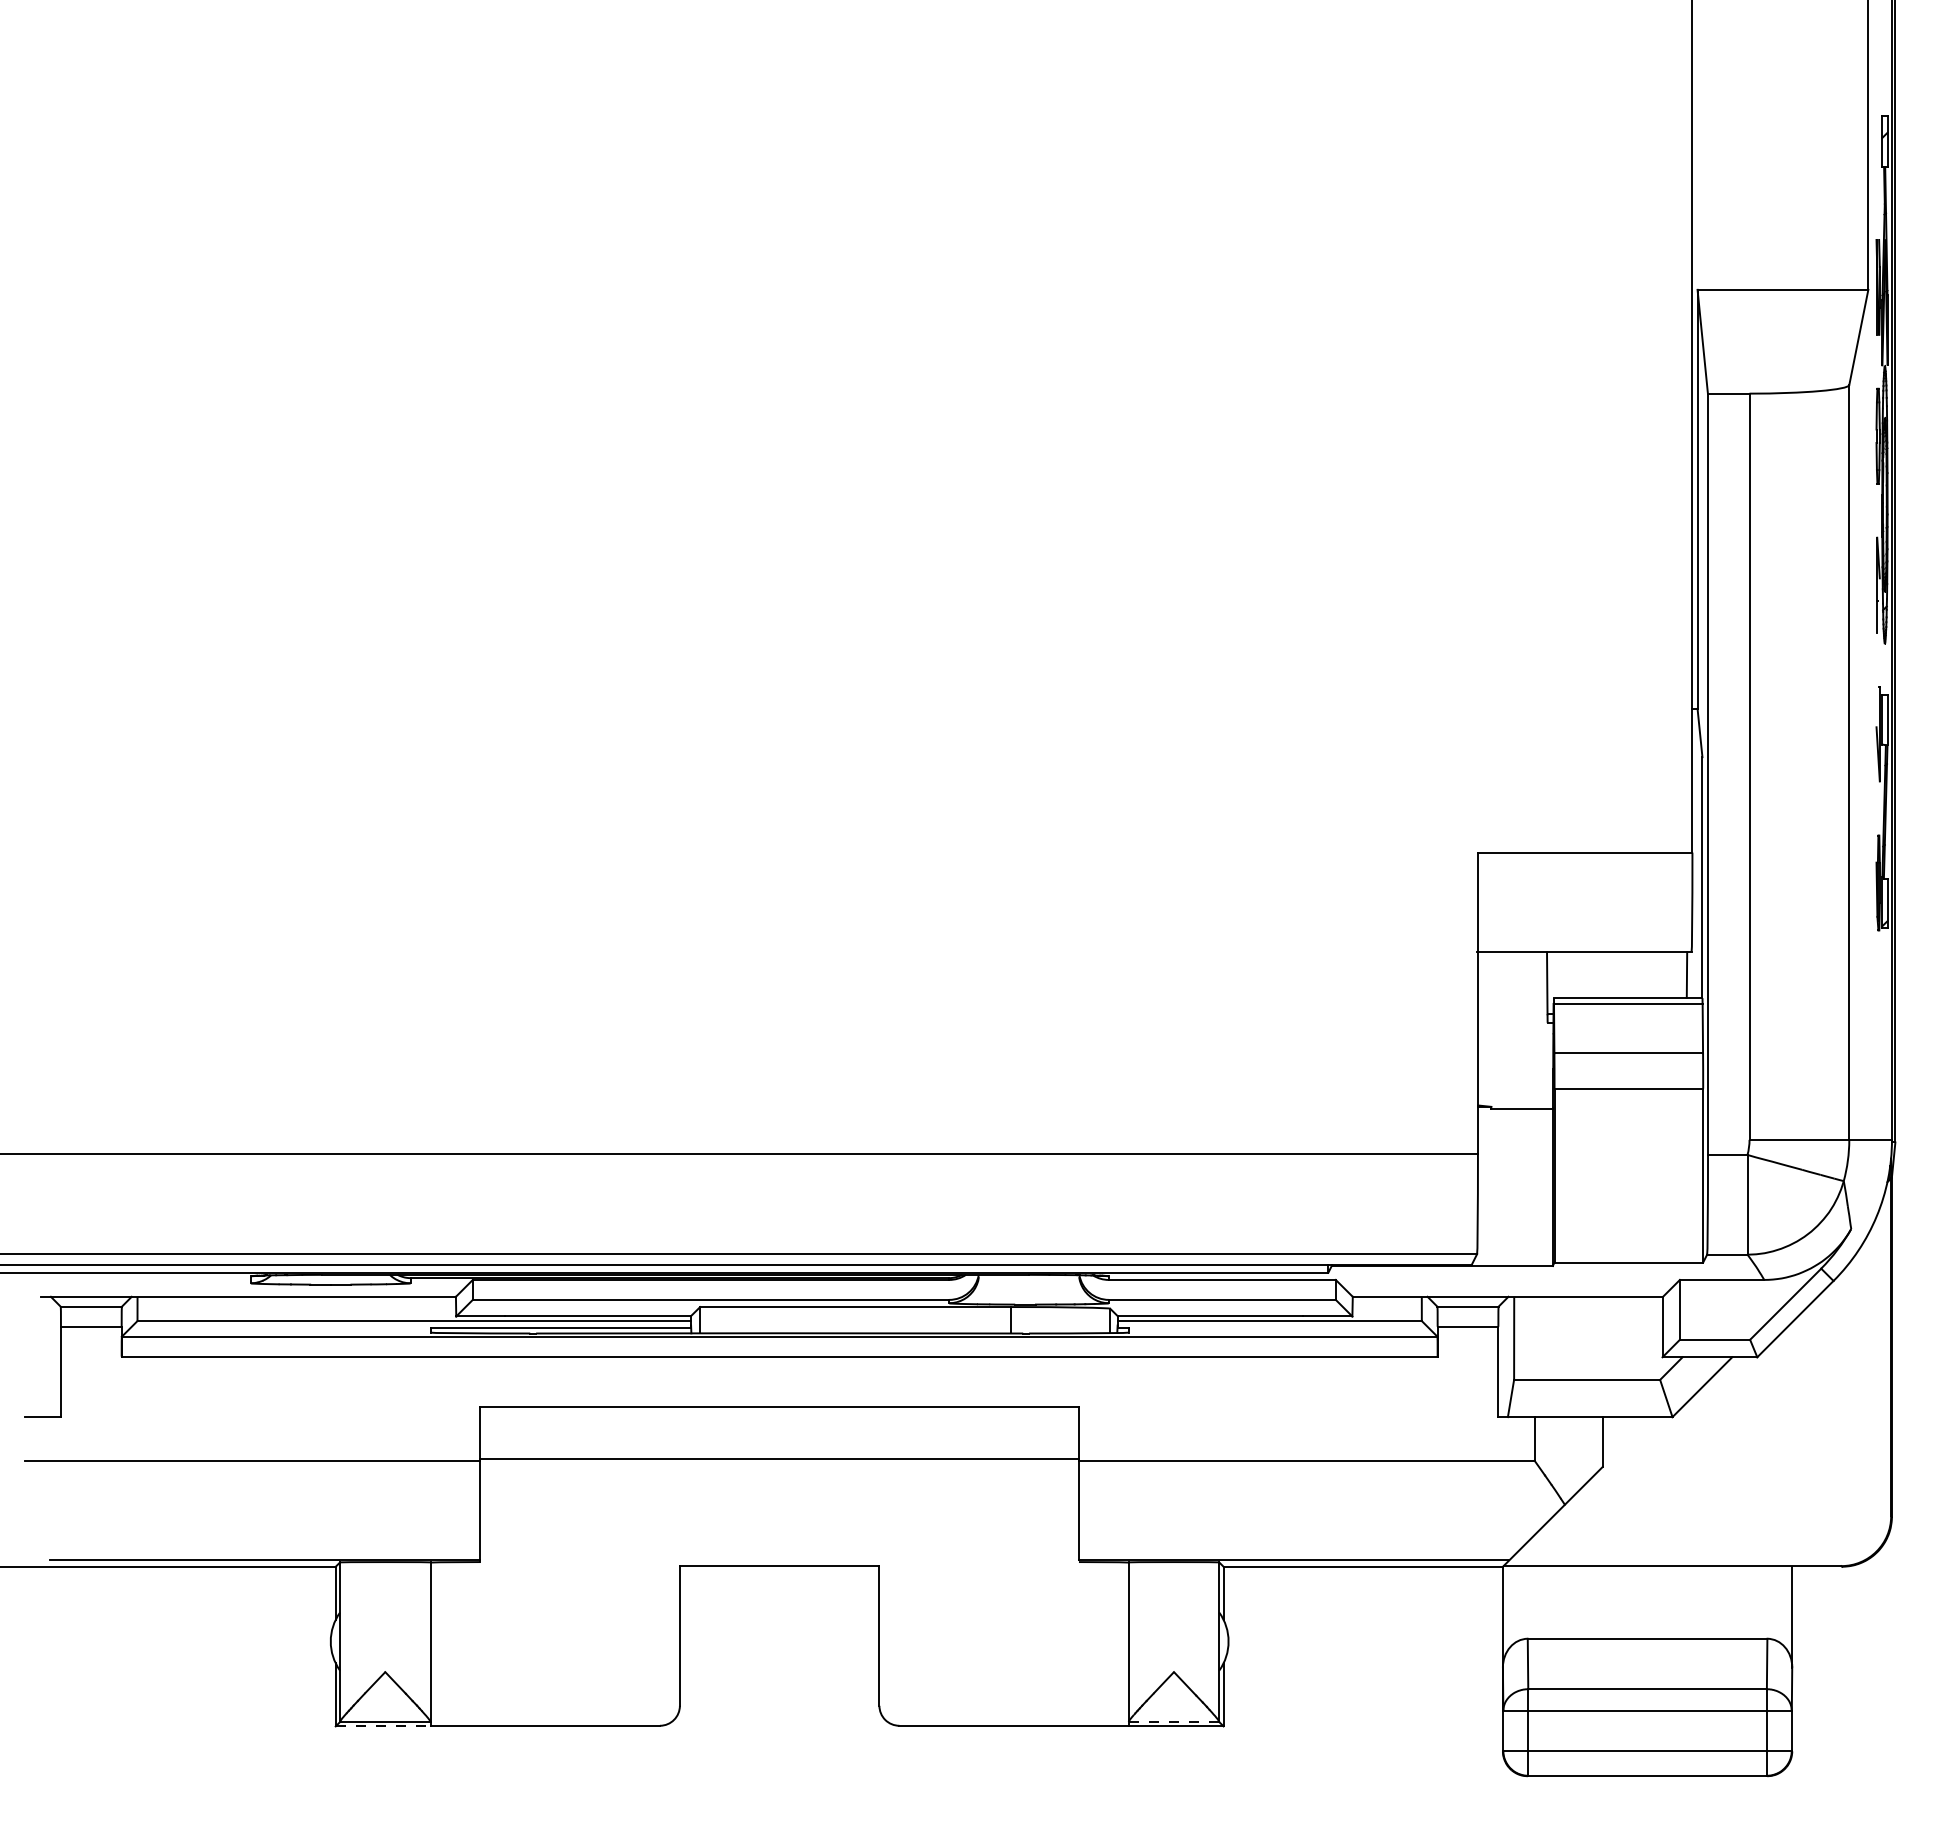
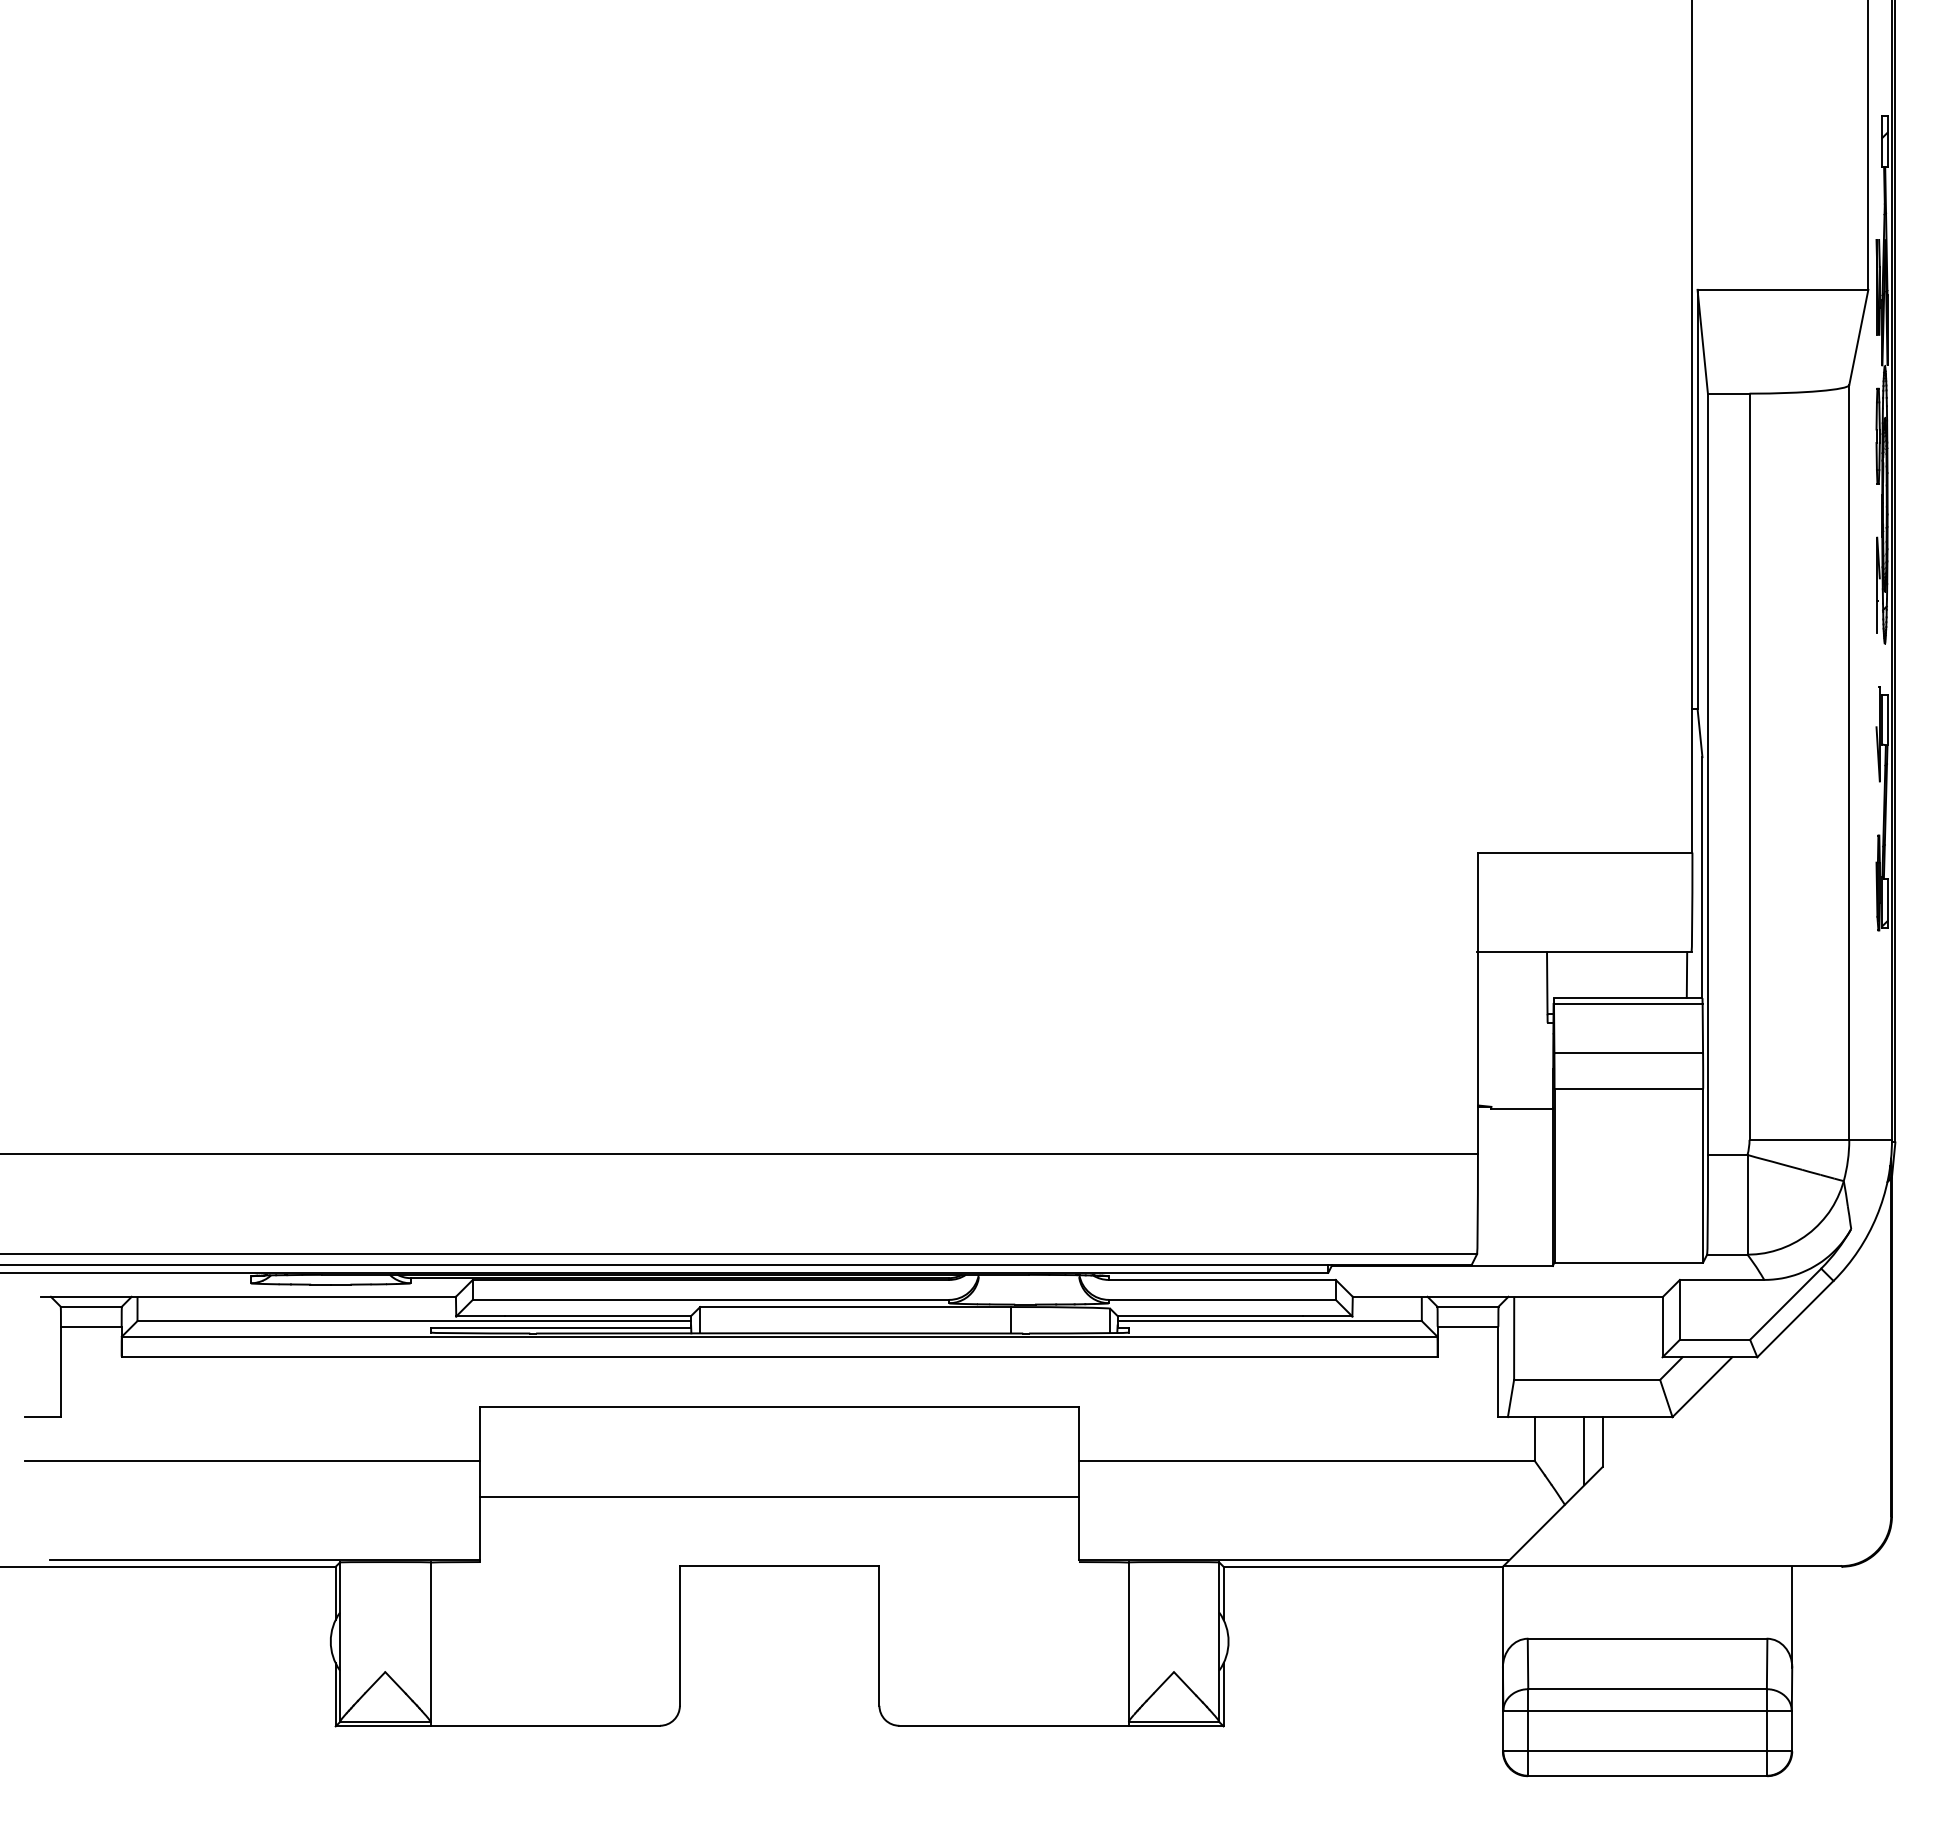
line: none -> present (1584, 1451)
line position: (779, 1458) -> (779, 1496) (779, 1496)
line: dashed -> solid (1173, 1721)
line: dashed -> solid (383, 1726)
